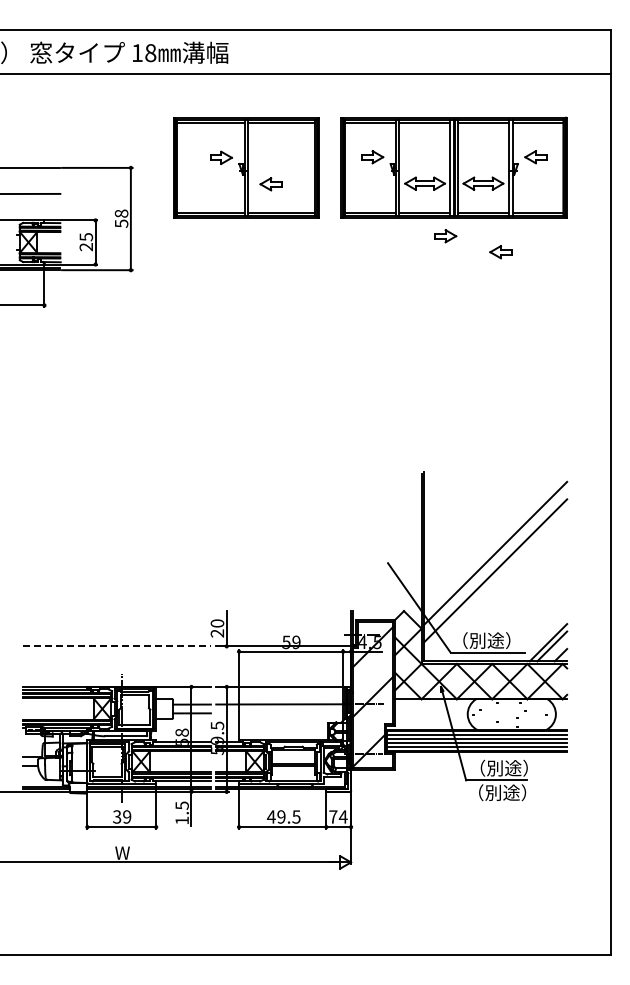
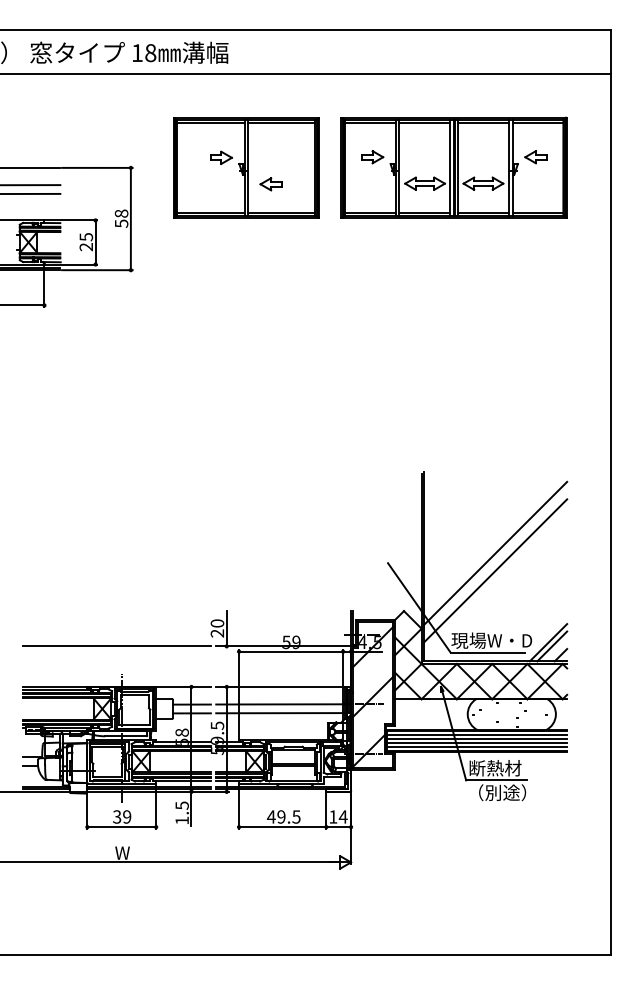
line: none -> present (31, 185)
part: present -> none (445, 236)
part: present -> none (500, 252)
text: （別途） -> 現場W・D (491, 640)
line: dashed -> solid (116, 646)
line: none -> present (280, 713)
text: （別途） -> 断熱材 (498, 767)
text: 74 -> 14 (333, 816)
